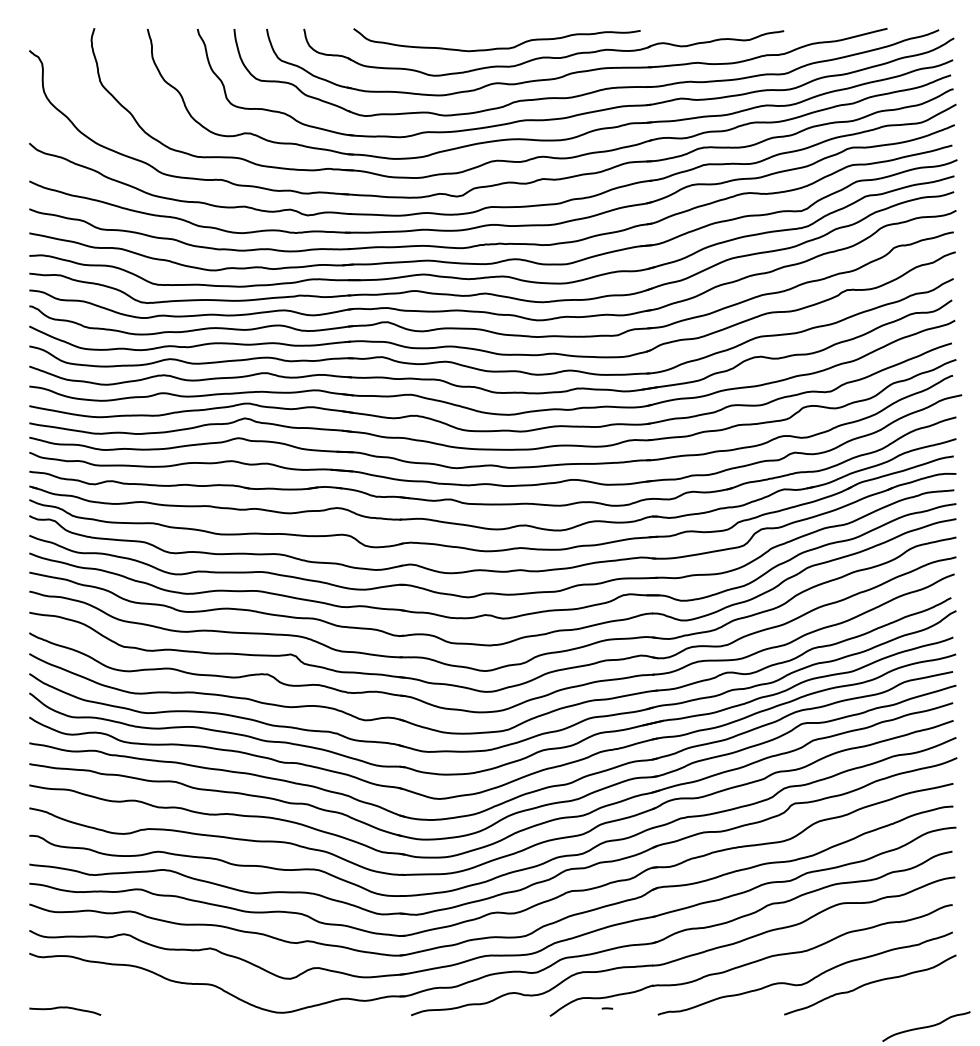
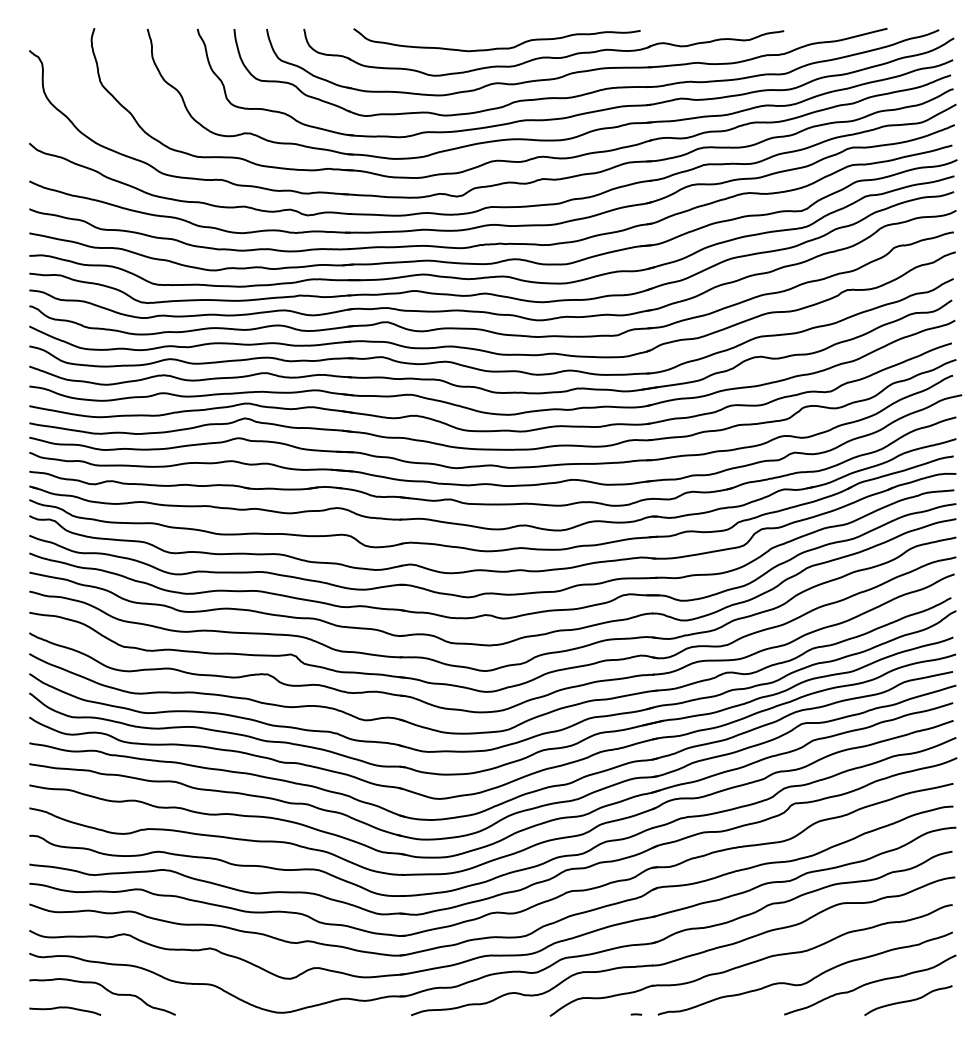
curve: none -> present (107, 991)
line position: (607, 1008) -> (636, 1014) (636, 1014)
curve position: (926, 1026) -> (908, 1000) (908, 1000)
